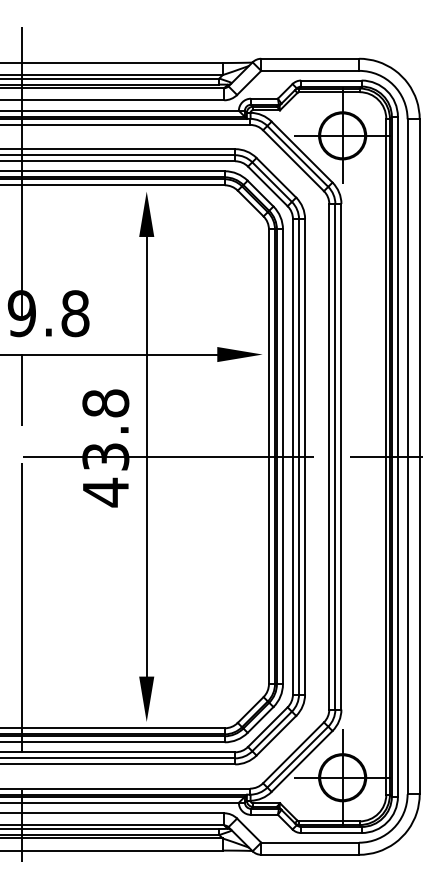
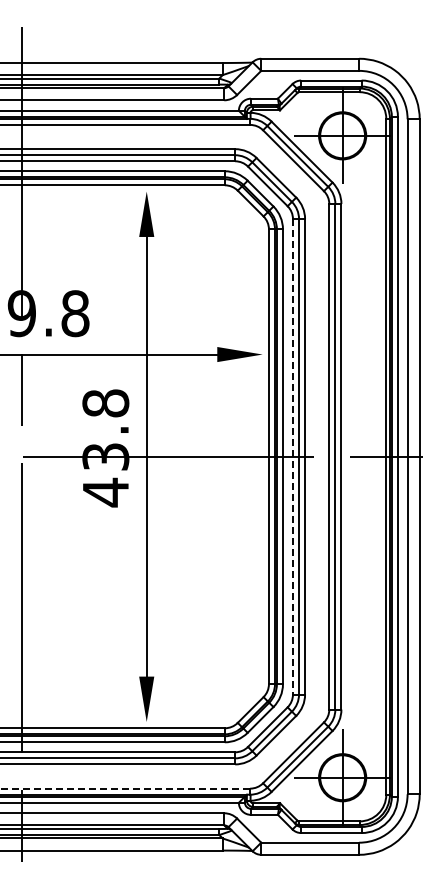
line: solid -> dashed (292, 456)
line: solid -> dashed (125, 788)
